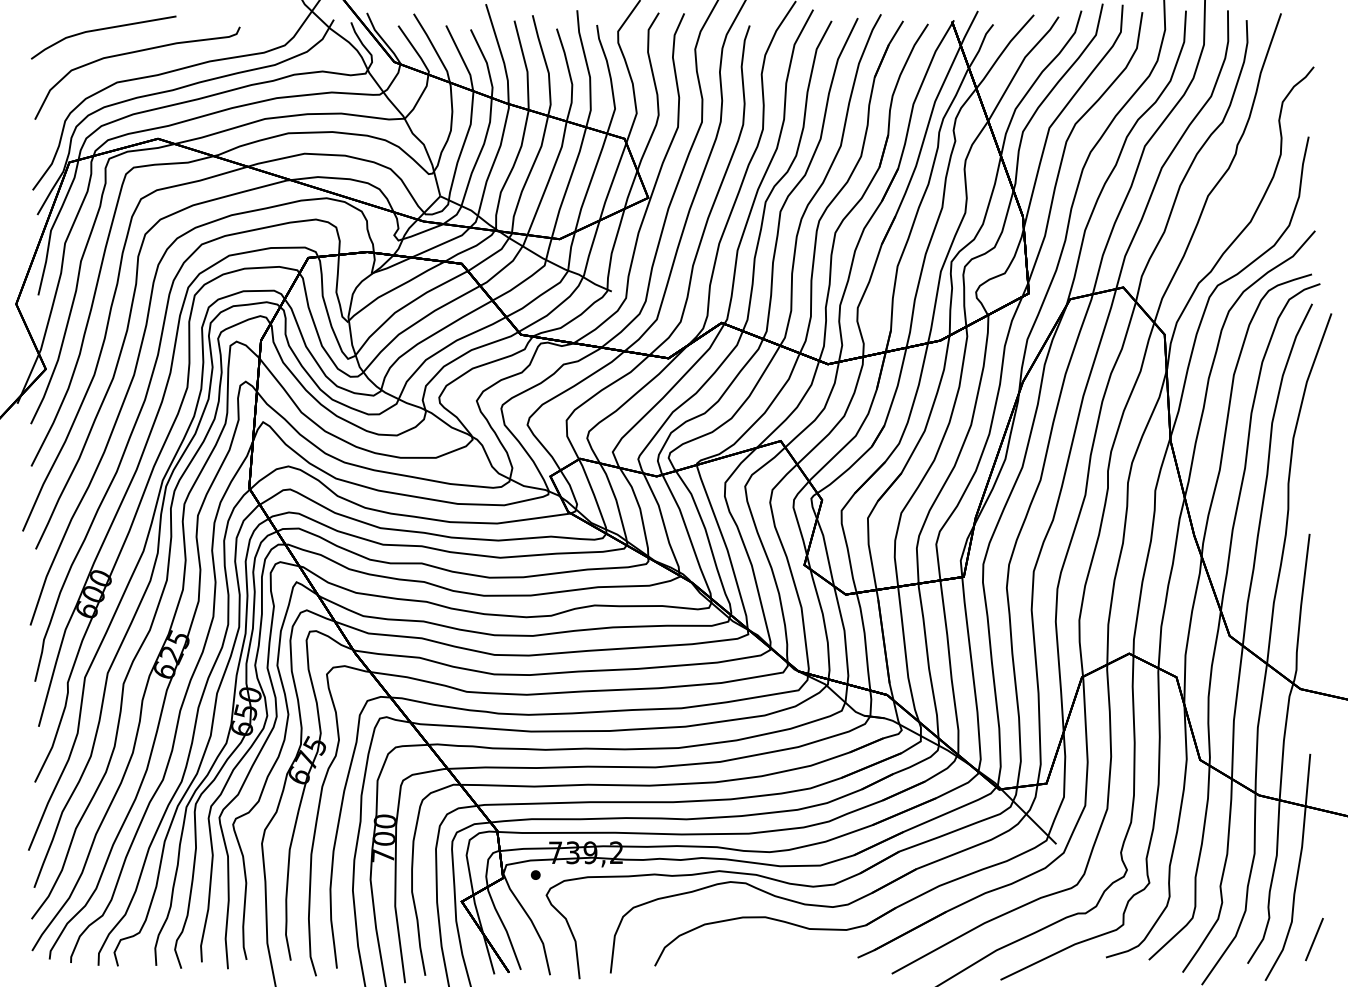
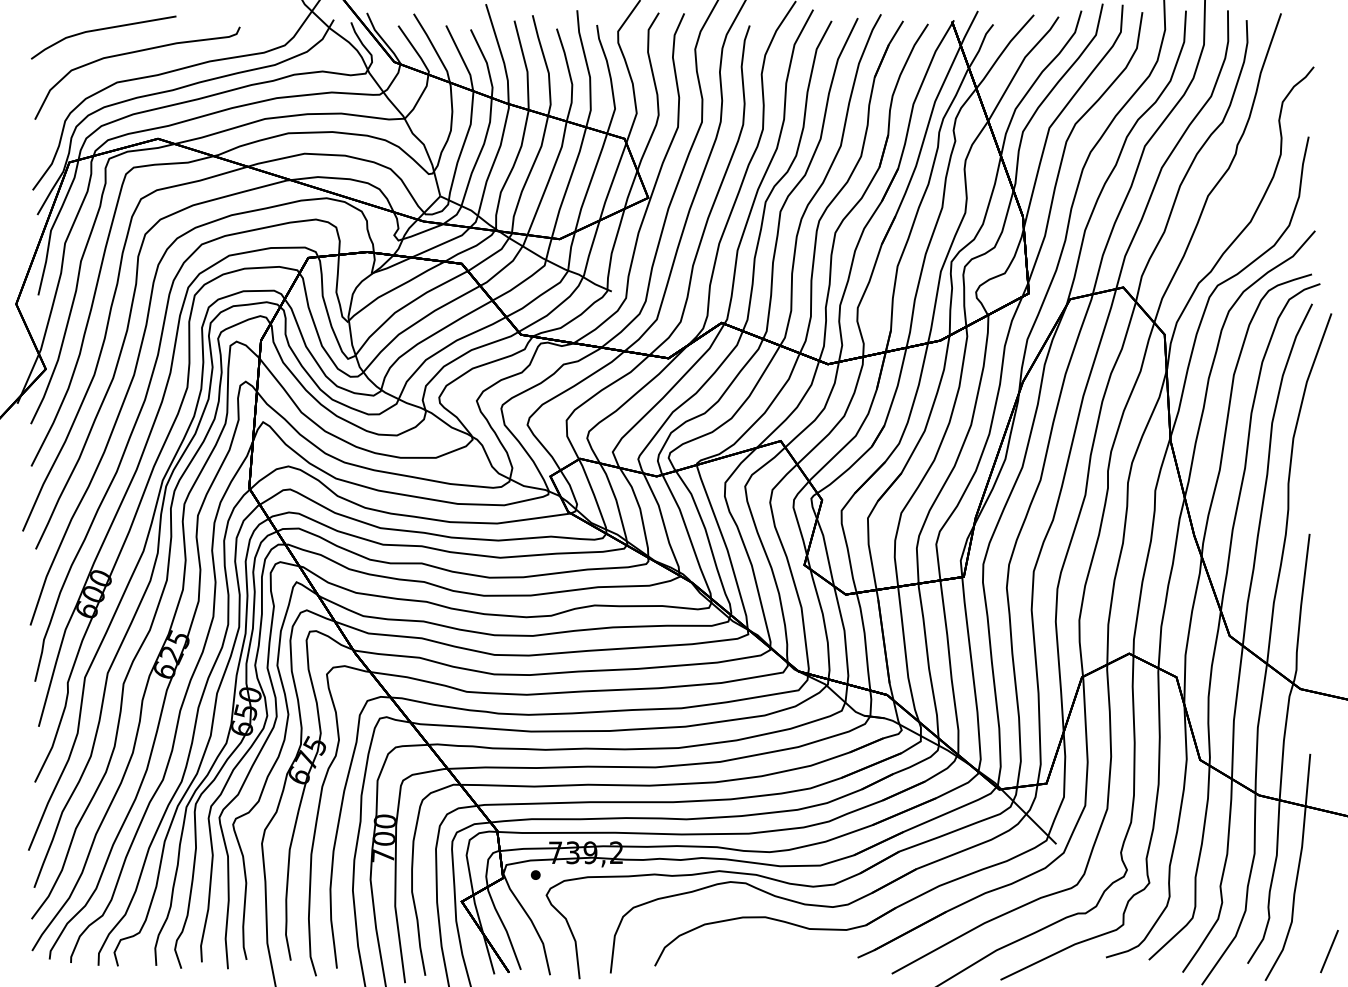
line position: (1314, 939) -> (1329, 951) (1329, 951)
